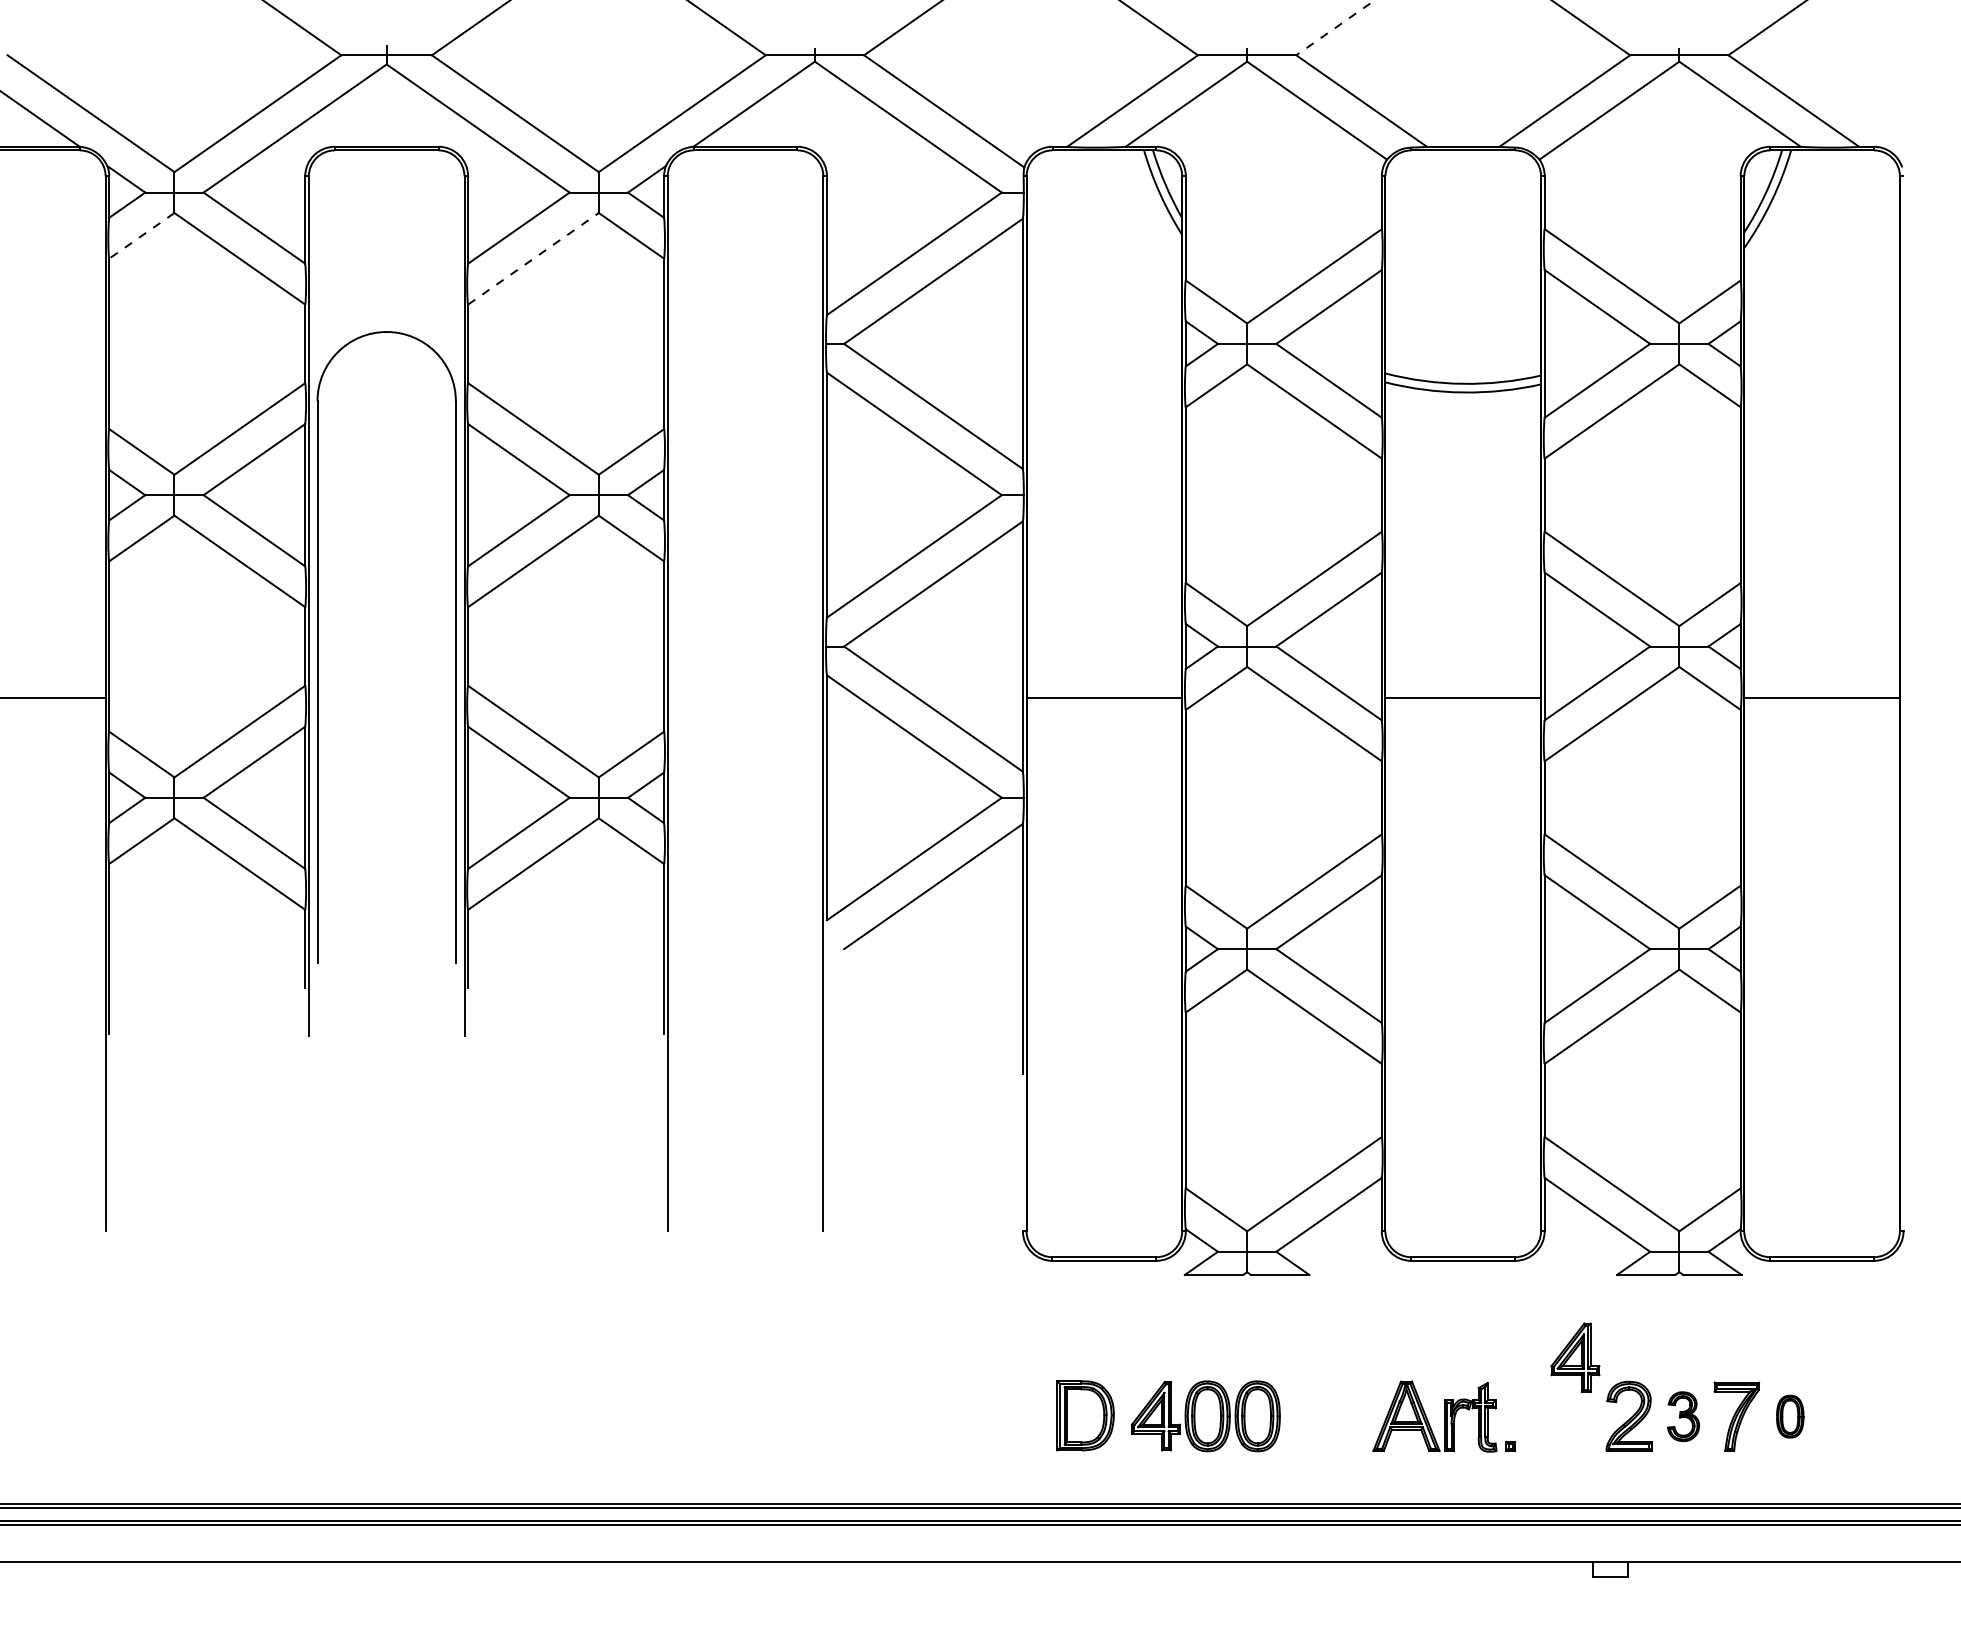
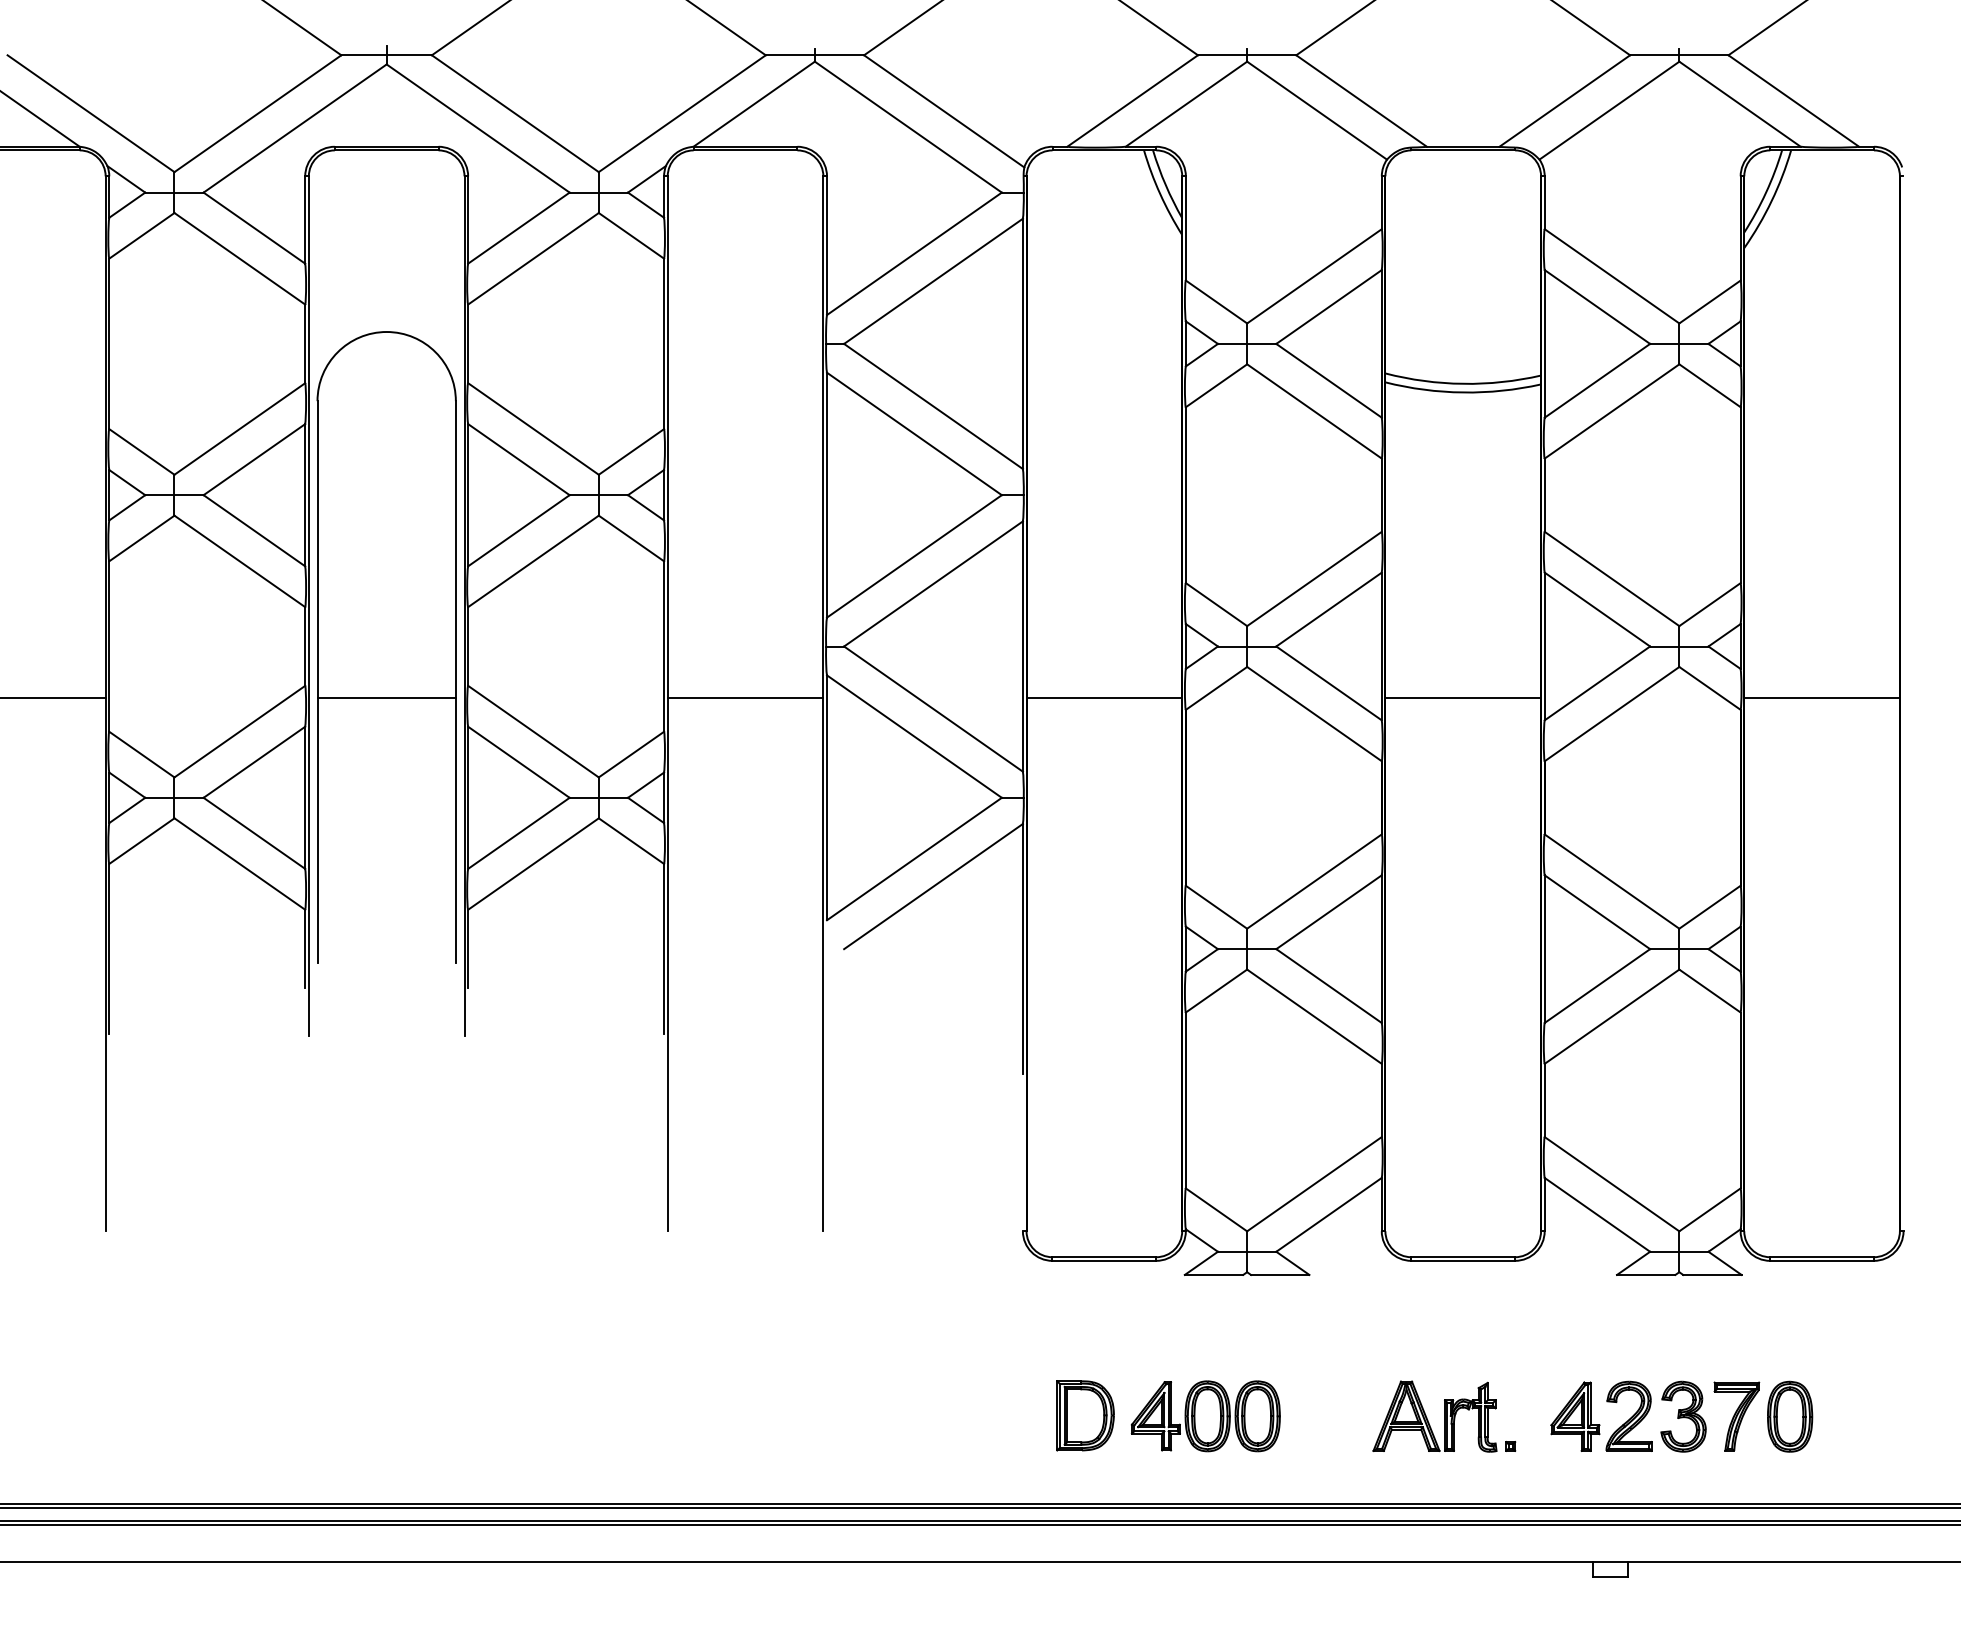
line: dashed -> solid (1335, 27)
line: dashed -> solid (141, 235)
line: dashed -> solid (533, 258)
line: none -> present (386, 697)
line: none -> present (745, 697)
part position: (1575, 1357) -> (1575, 1416) (1575, 1416)
part size: 33x52 px -> 47x73 px (1683, 1416)
part size: 29x45 px -> 47x73 px (1790, 1416)
